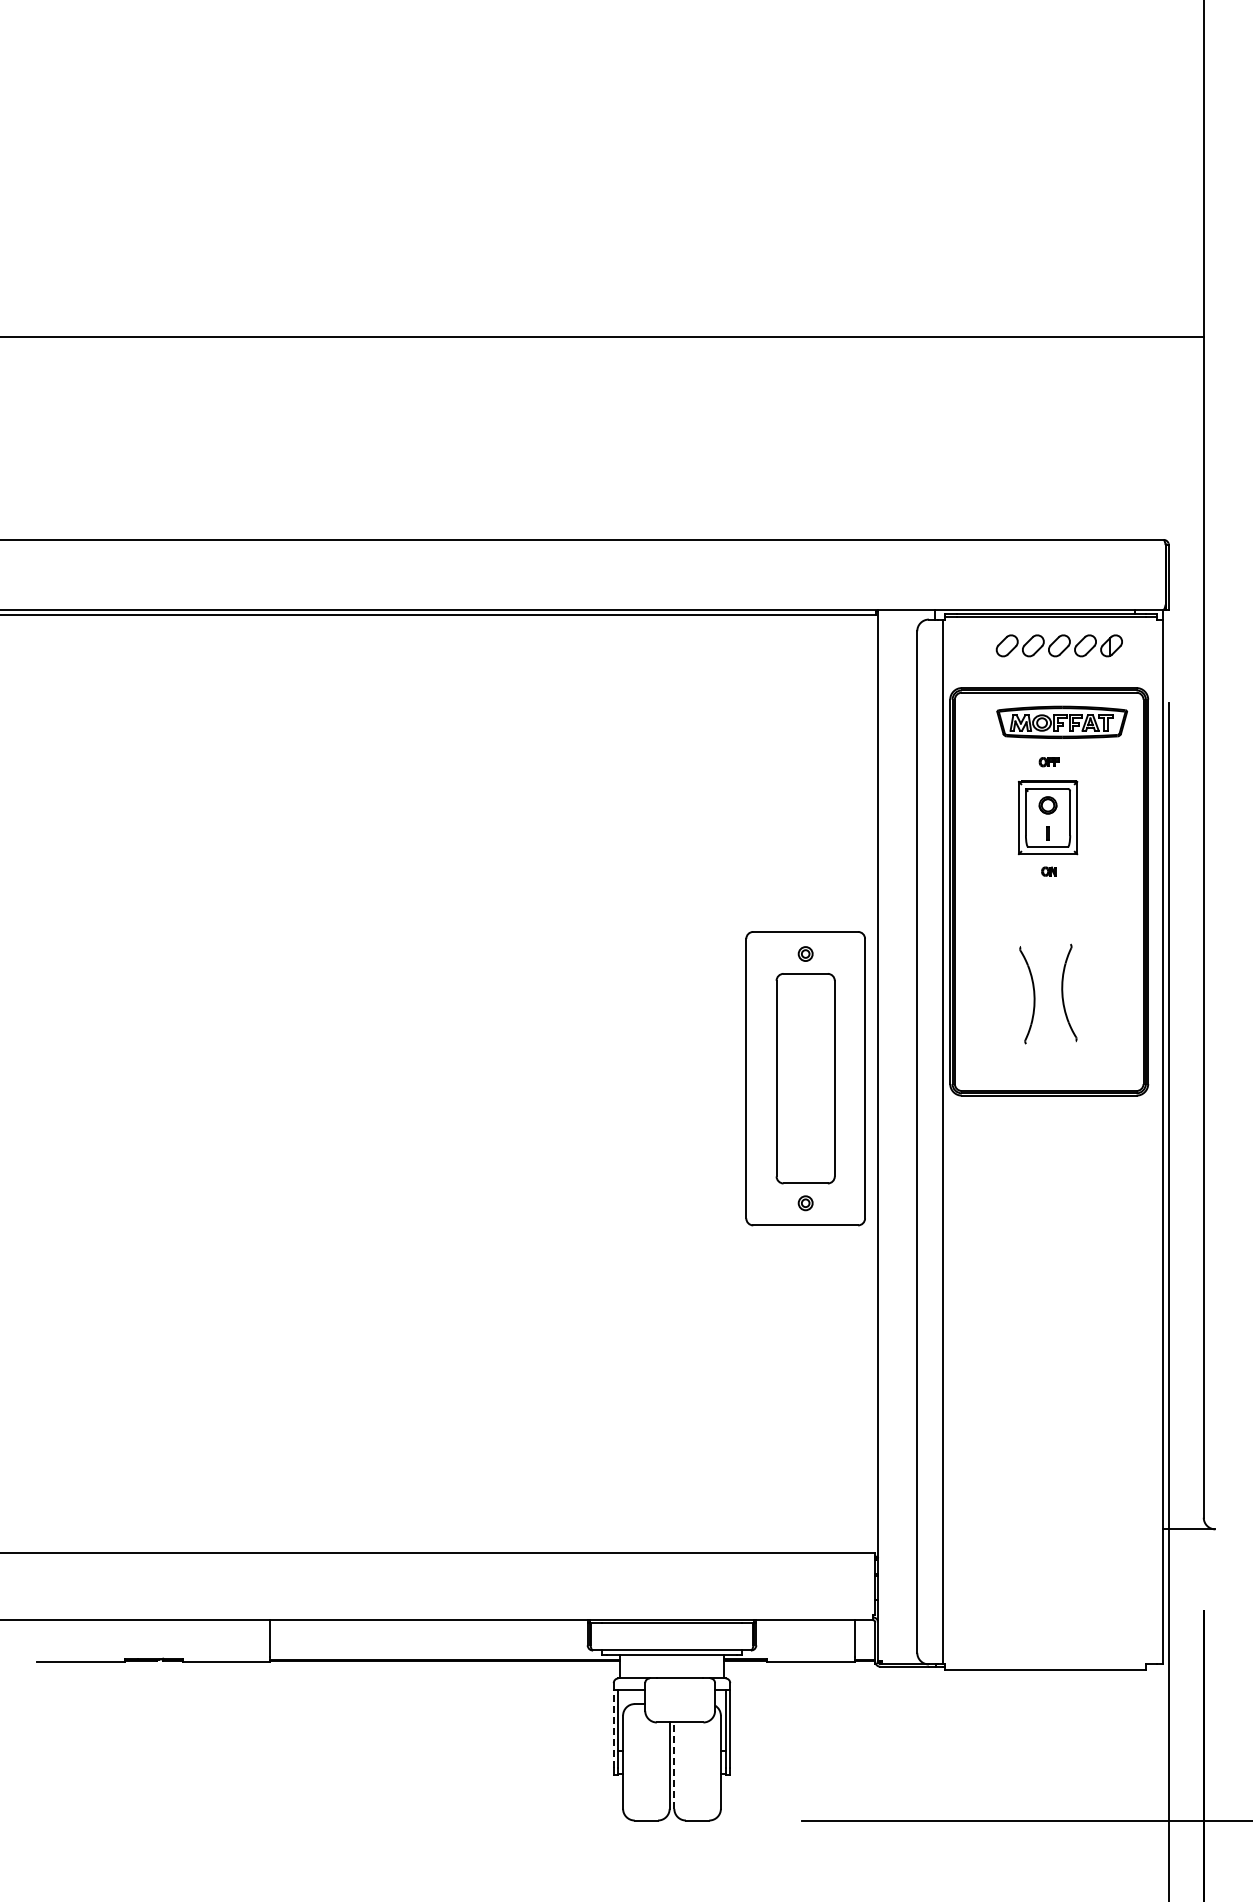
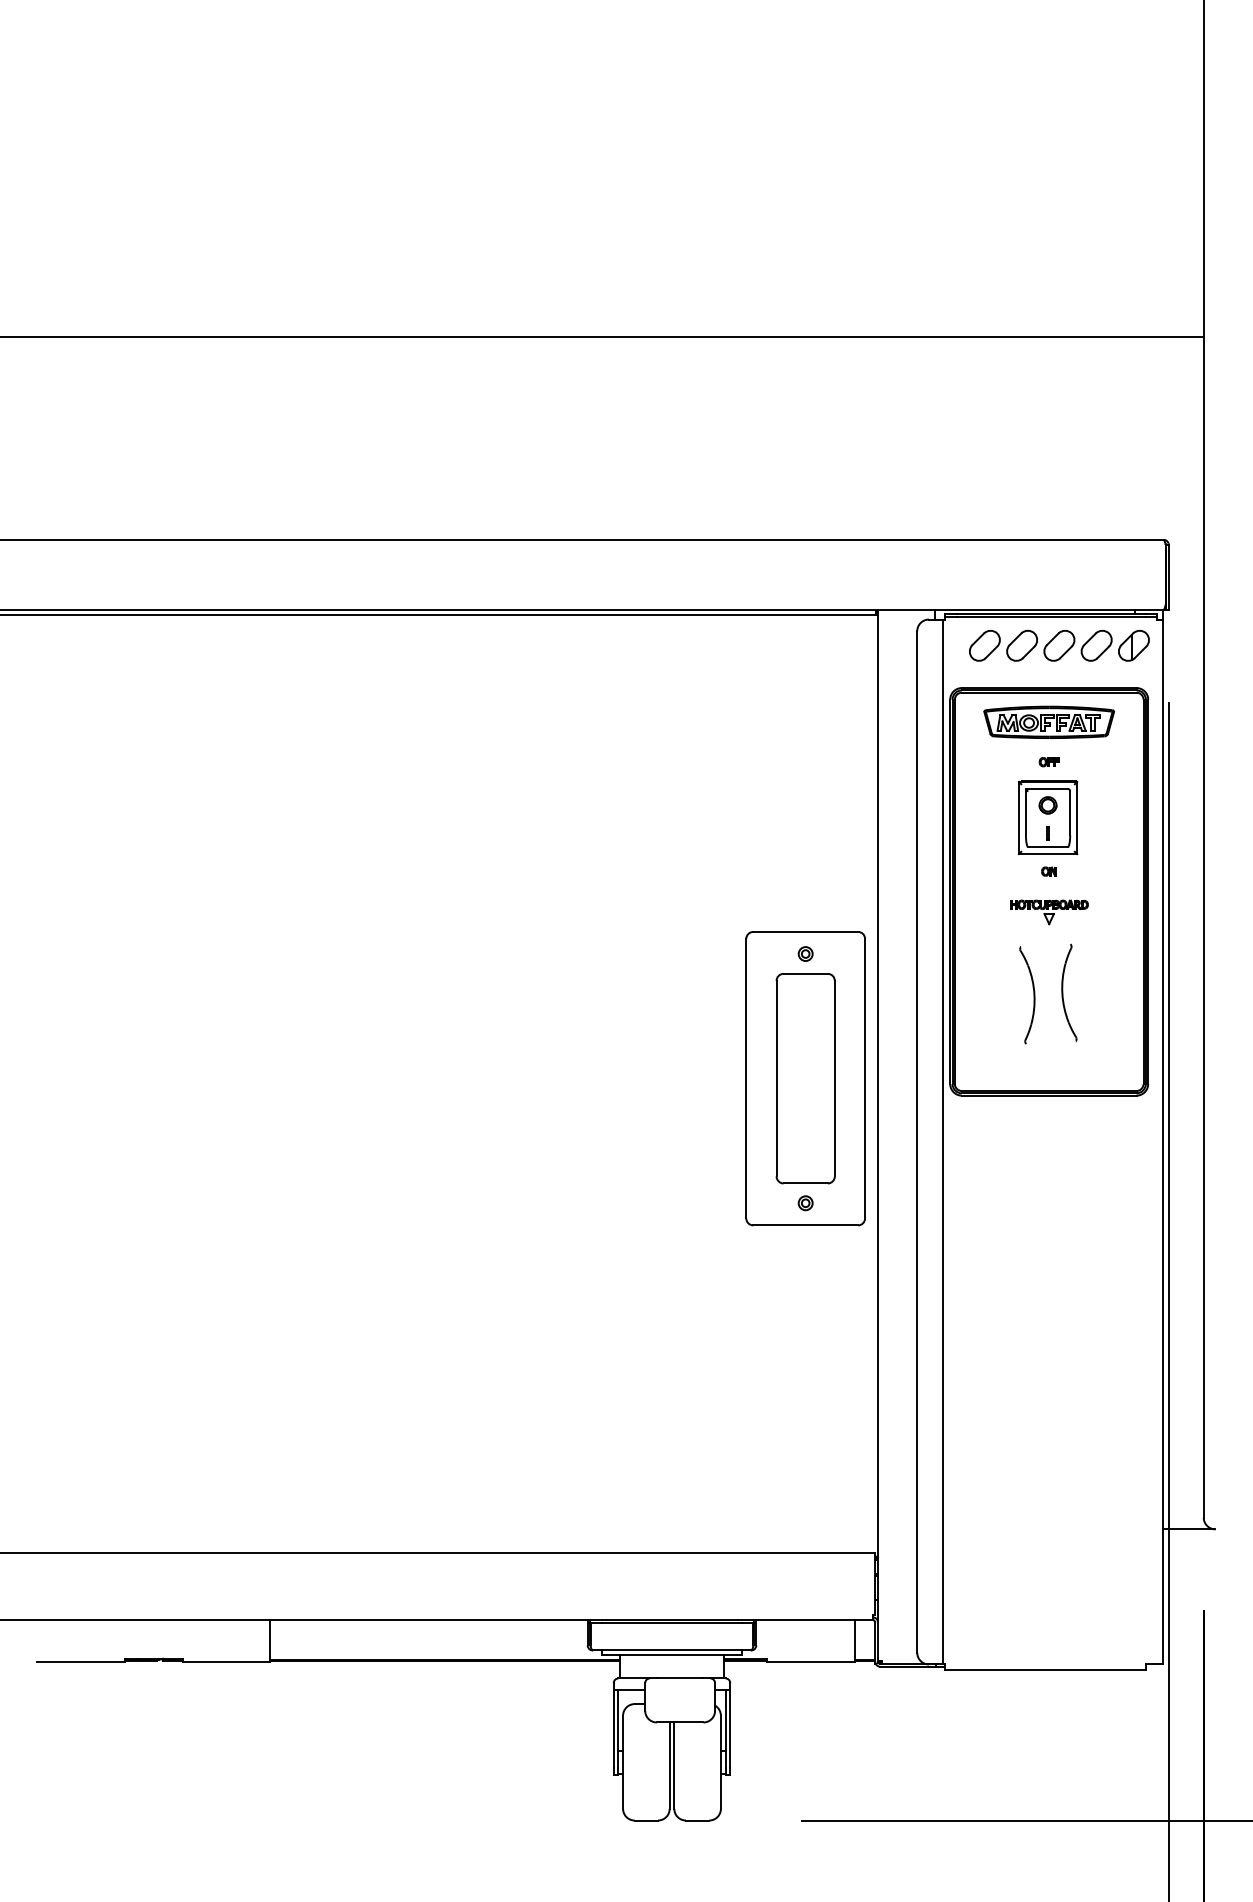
part size: 128x24 px -> 181x32 px (1059, 645)
part position: (1061, 721) -> (1048, 721) (1048, 721)
part: none -> present (1049, 912)
line: dashed -> solid (613, 1728)
line: dashed -> solid (674, 1765)
